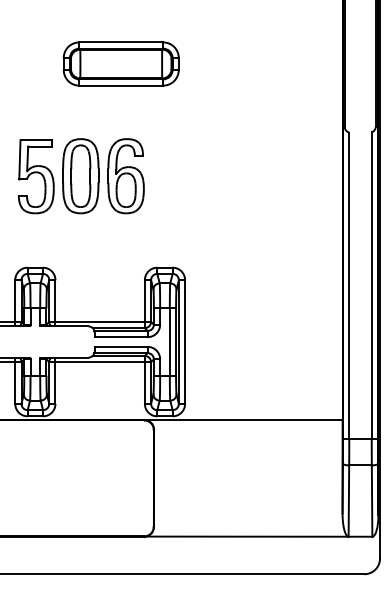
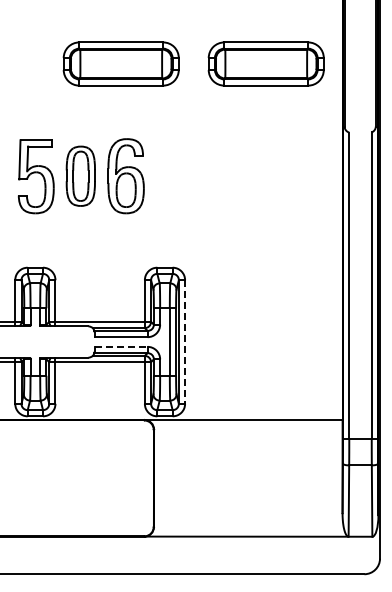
part: none -> present (265, 63)
part size: 38x77 px -> 31x62 px (80, 175)
line: solid -> dashed (185, 342)
line: solid -> dashed (121, 346)
